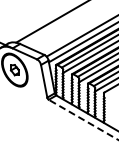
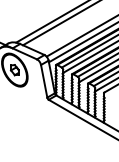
line: none -> present (60, 23)
line: dashed -> solid (83, 119)
